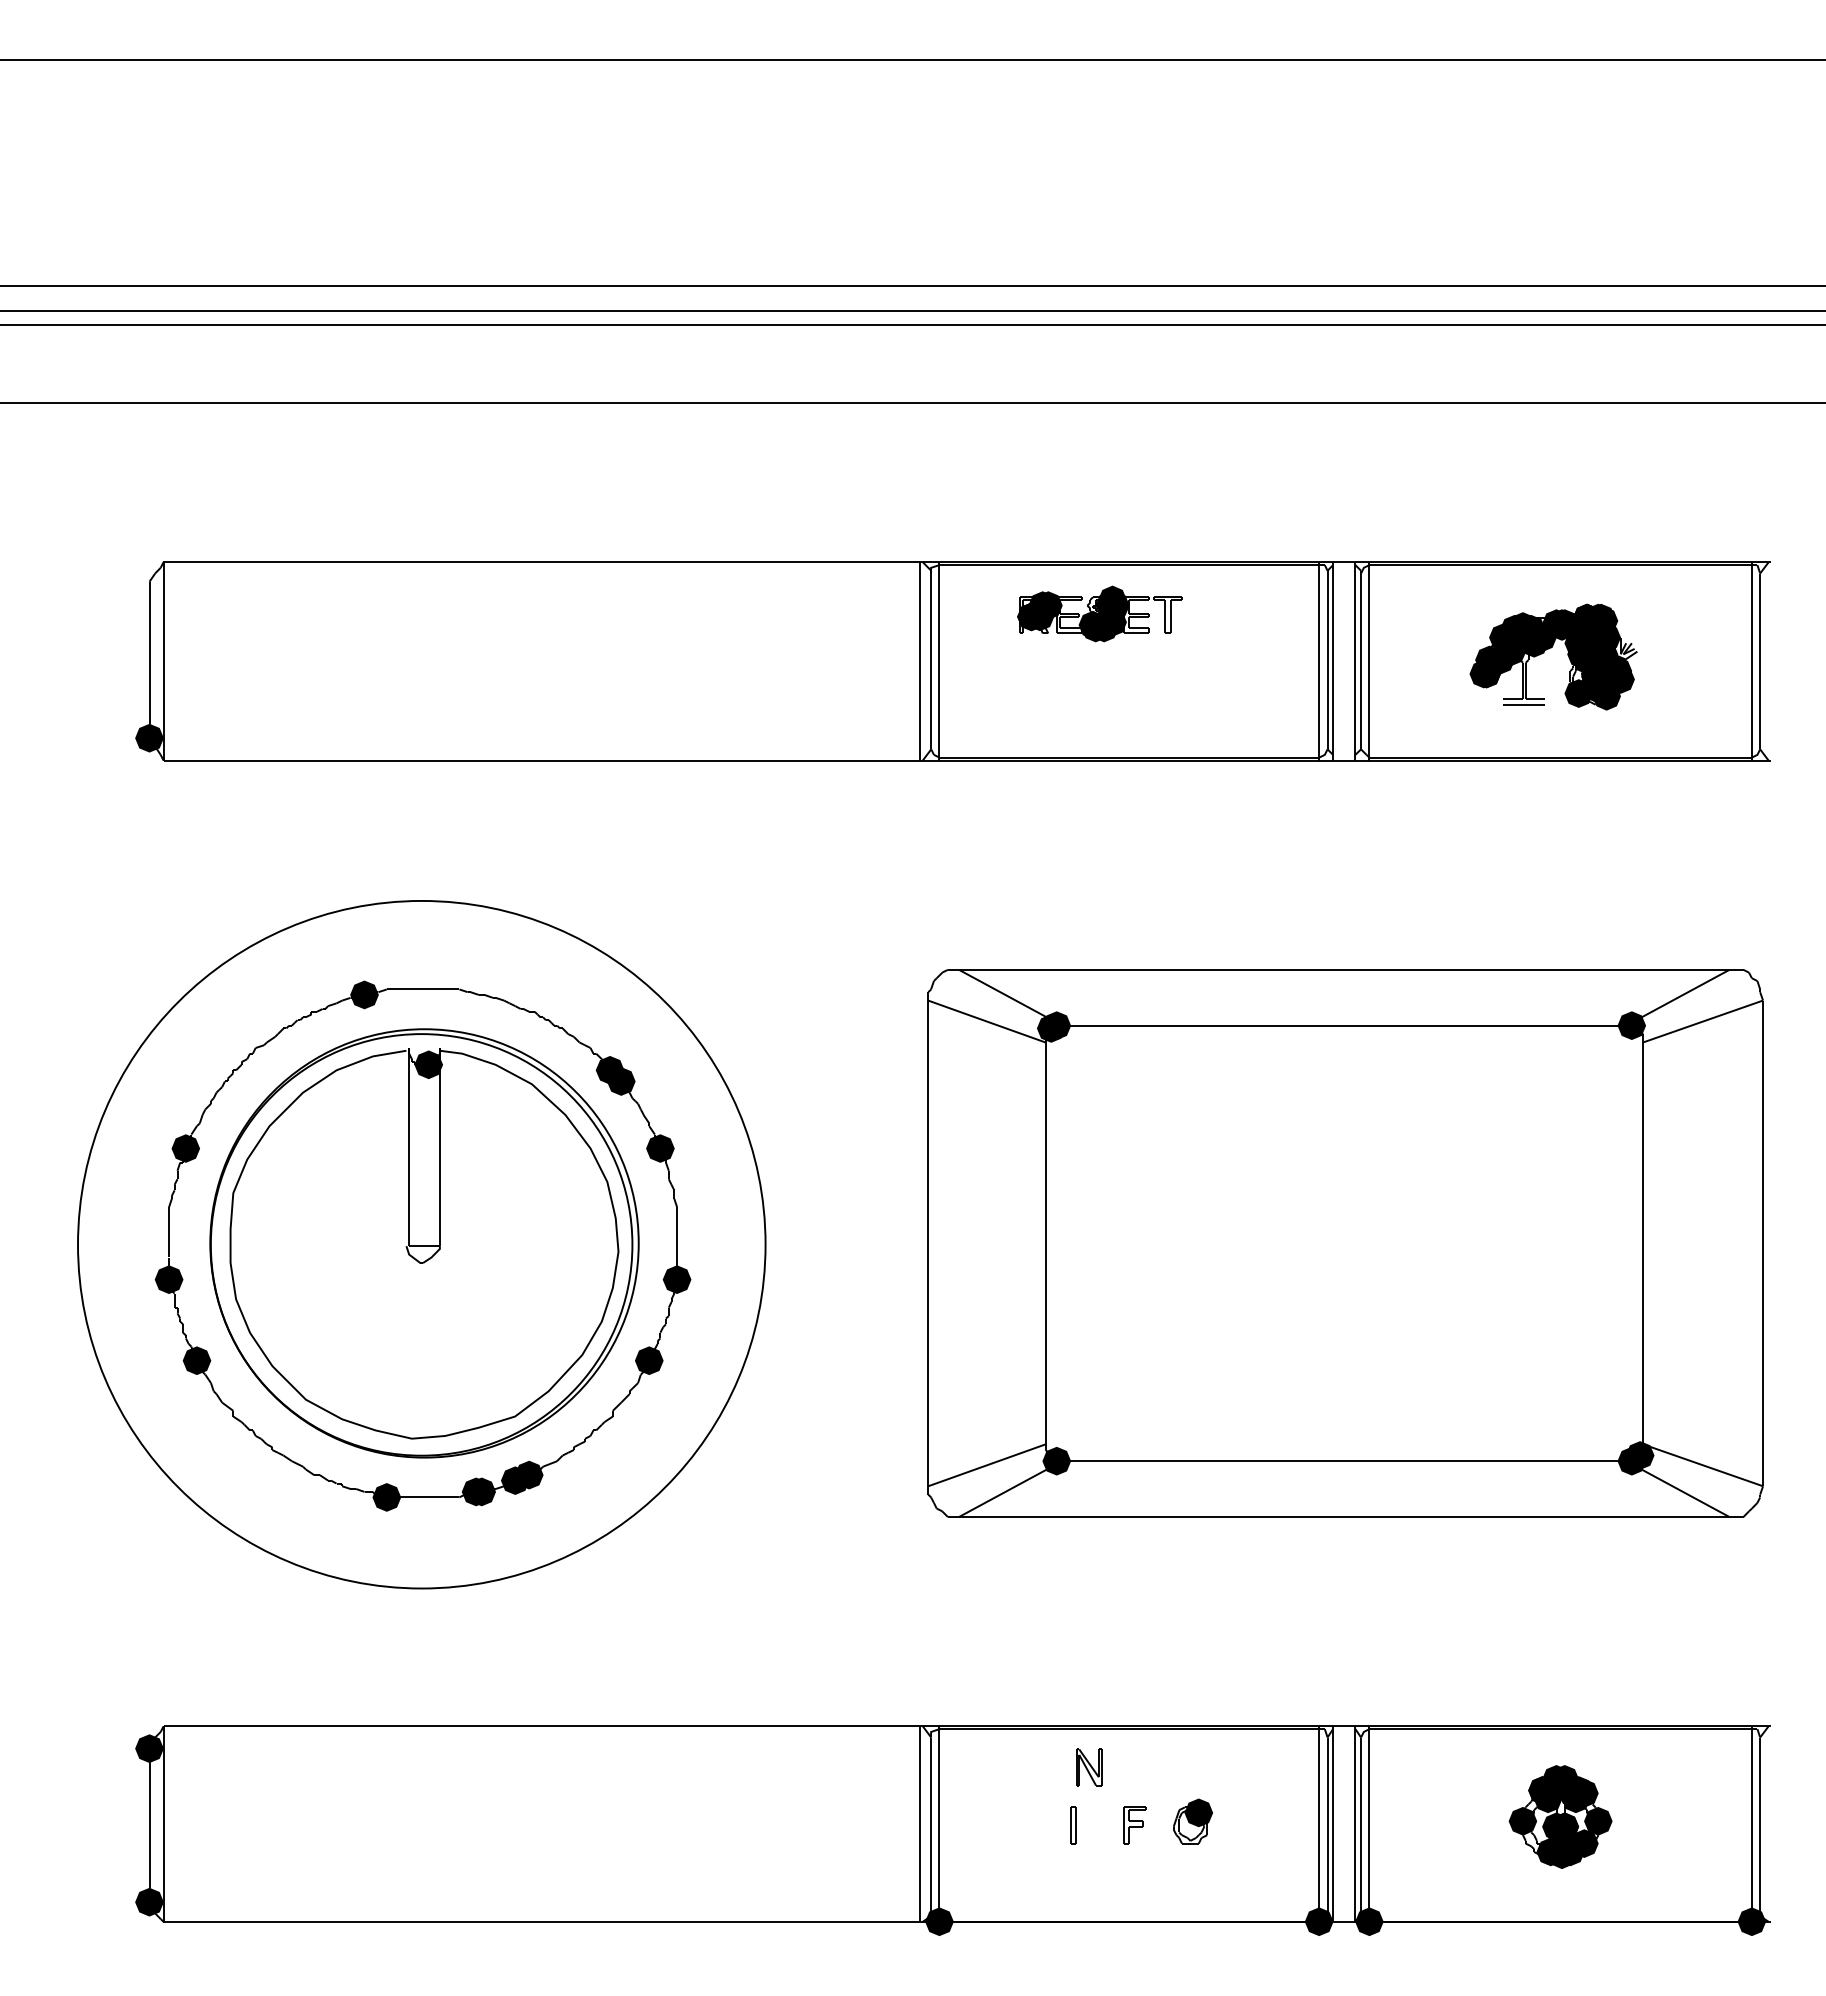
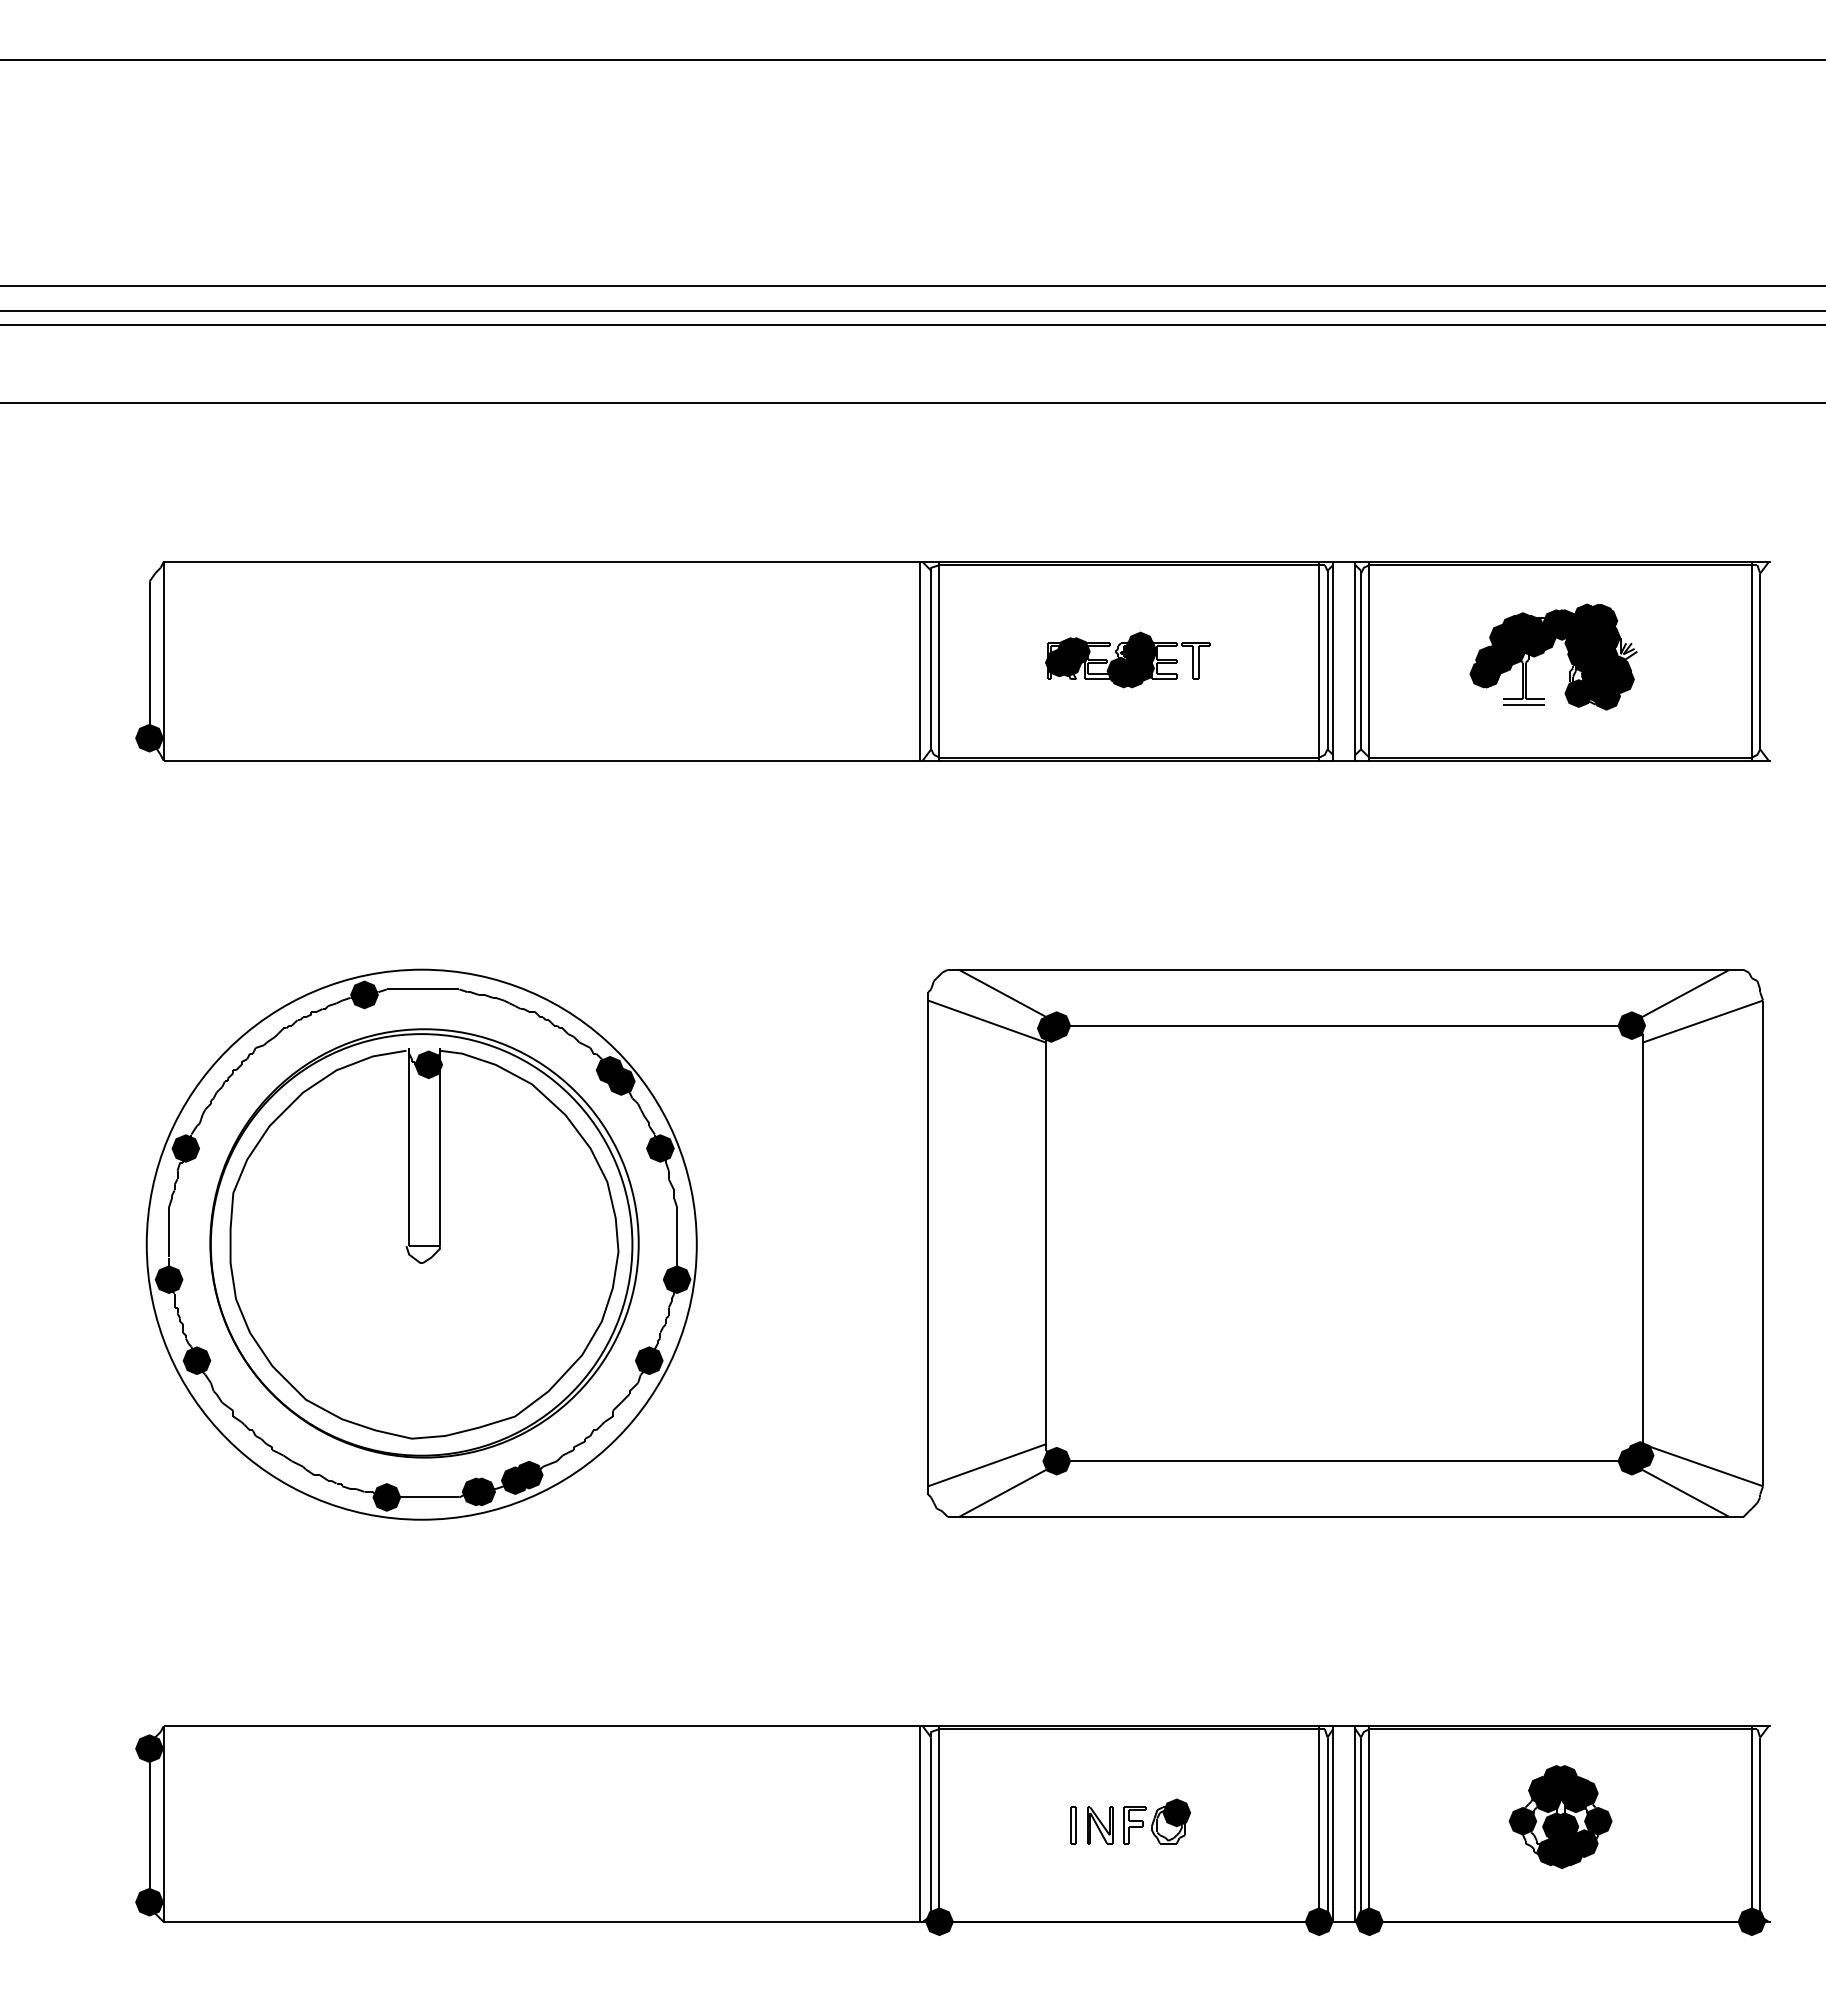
part position: (1099, 613) -> (1127, 659) (1127, 659)
circle diameter: 688 px -> 550 px (421, 1244)
part position: (1089, 1767) -> (1100, 1825) (1100, 1825)
part position: (1192, 1821) -> (1170, 1821) (1170, 1821)
